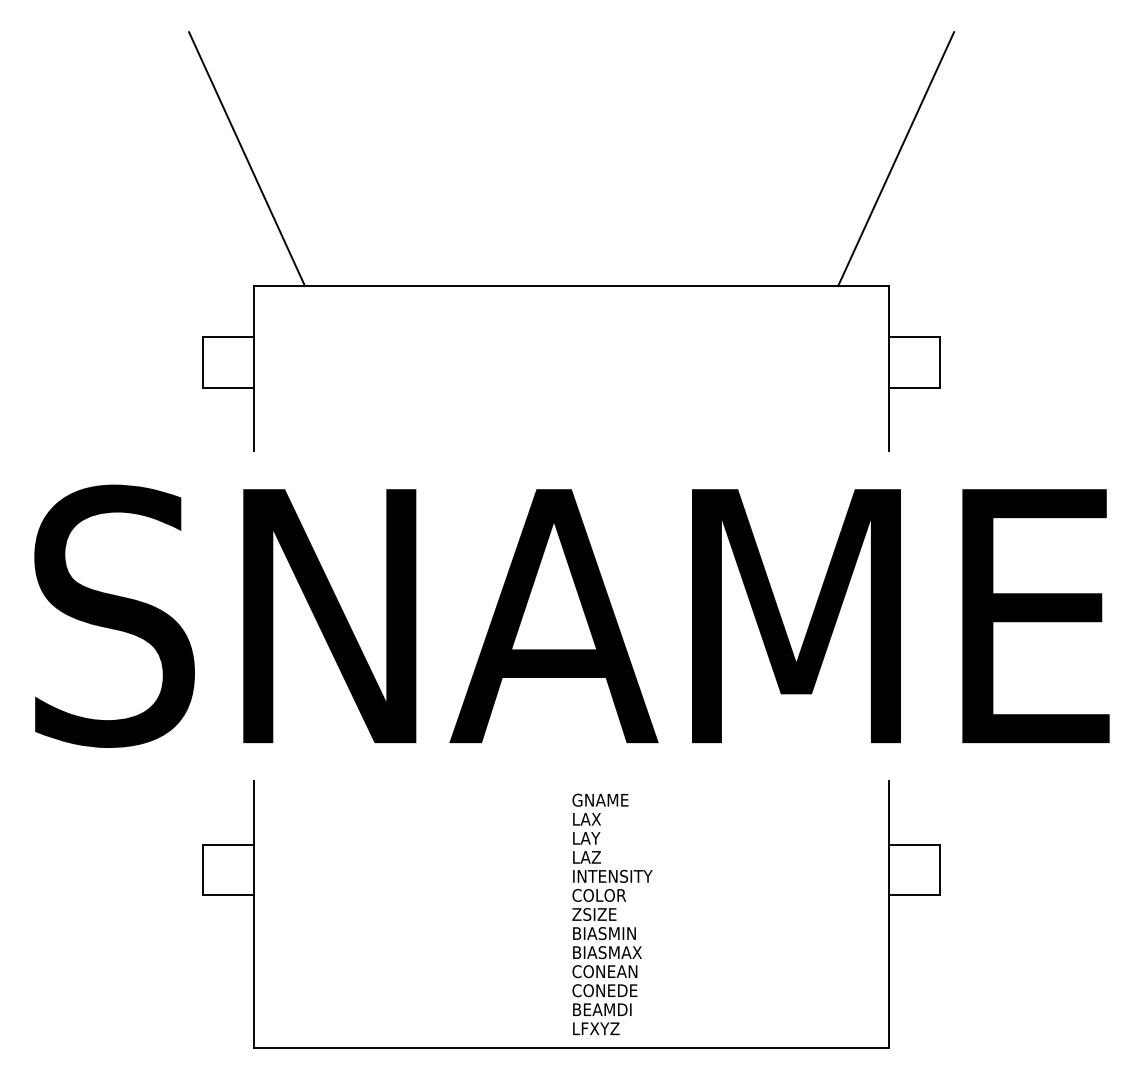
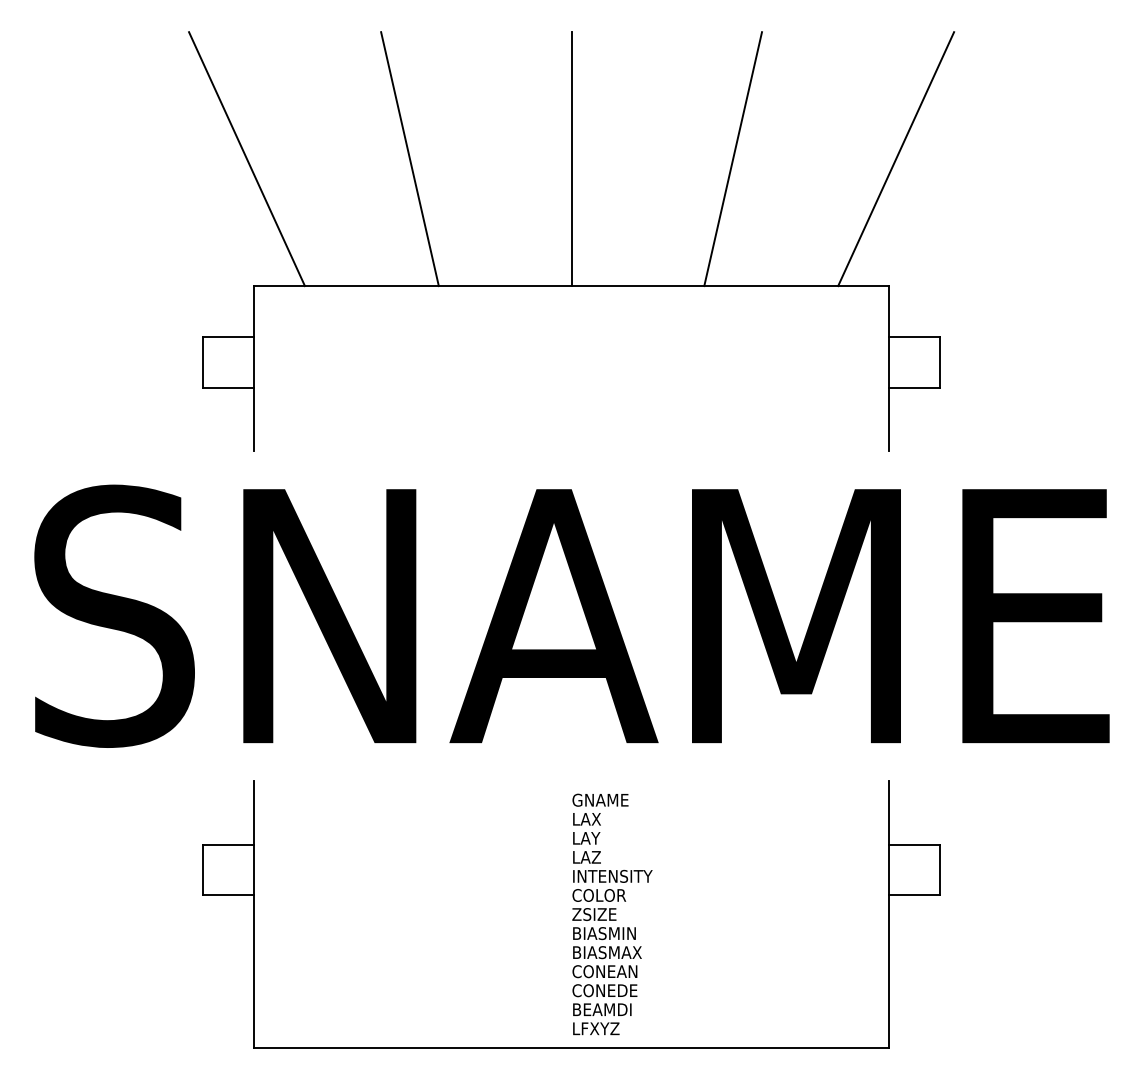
line: none -> present (409, 159)
line: none -> present (571, 159)
line: none -> present (733, 159)
